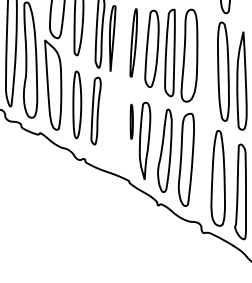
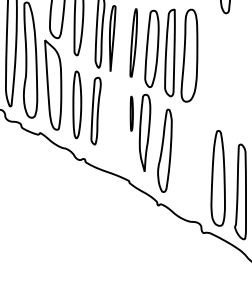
part: present -> none (232, 75)
part position: (140, 140) -> (140, 132) (140, 132)
part: present -> none (185, 159)
